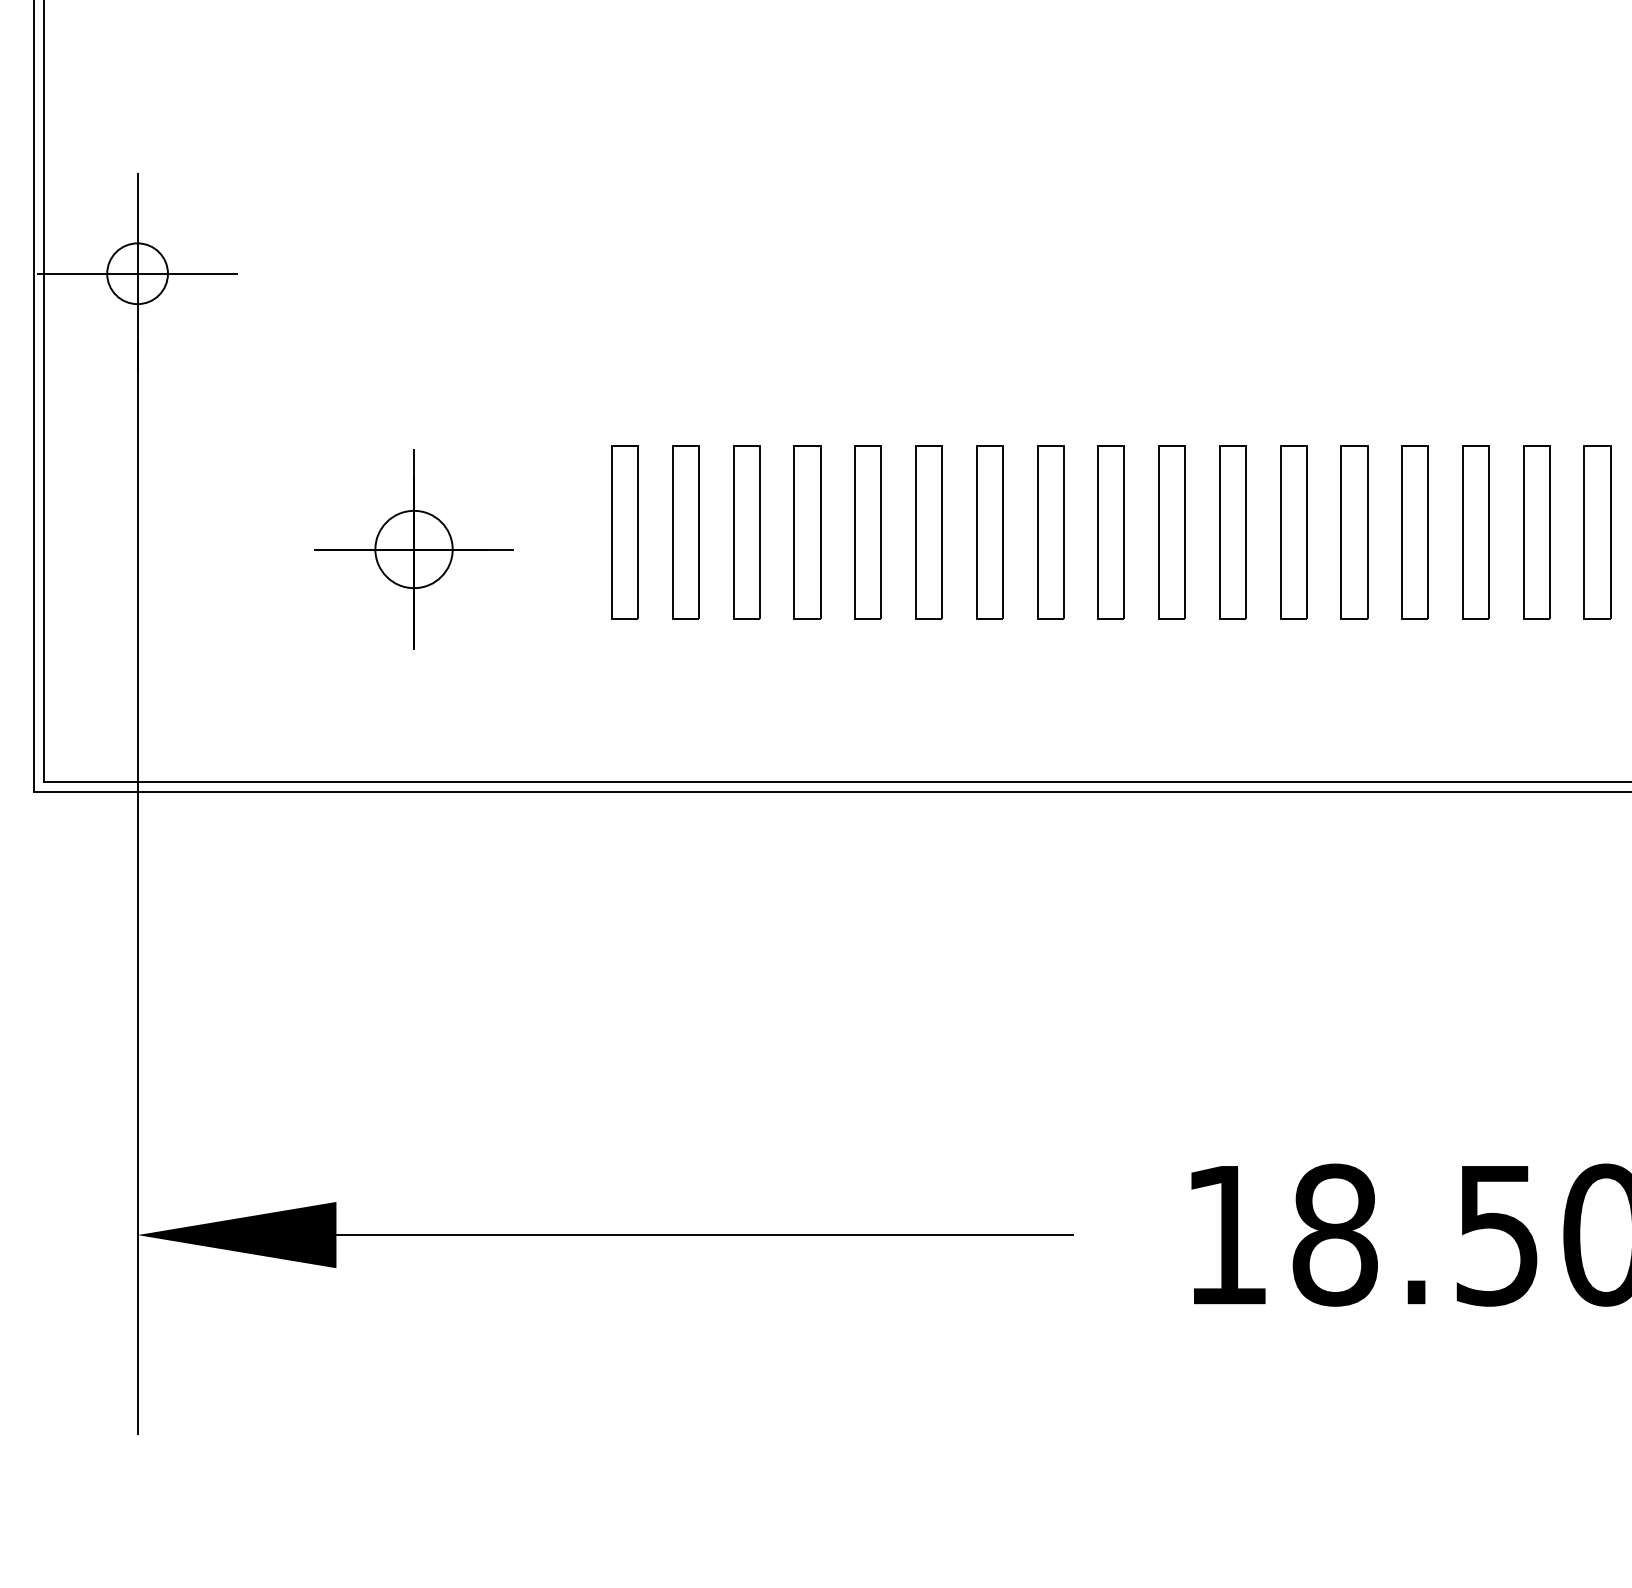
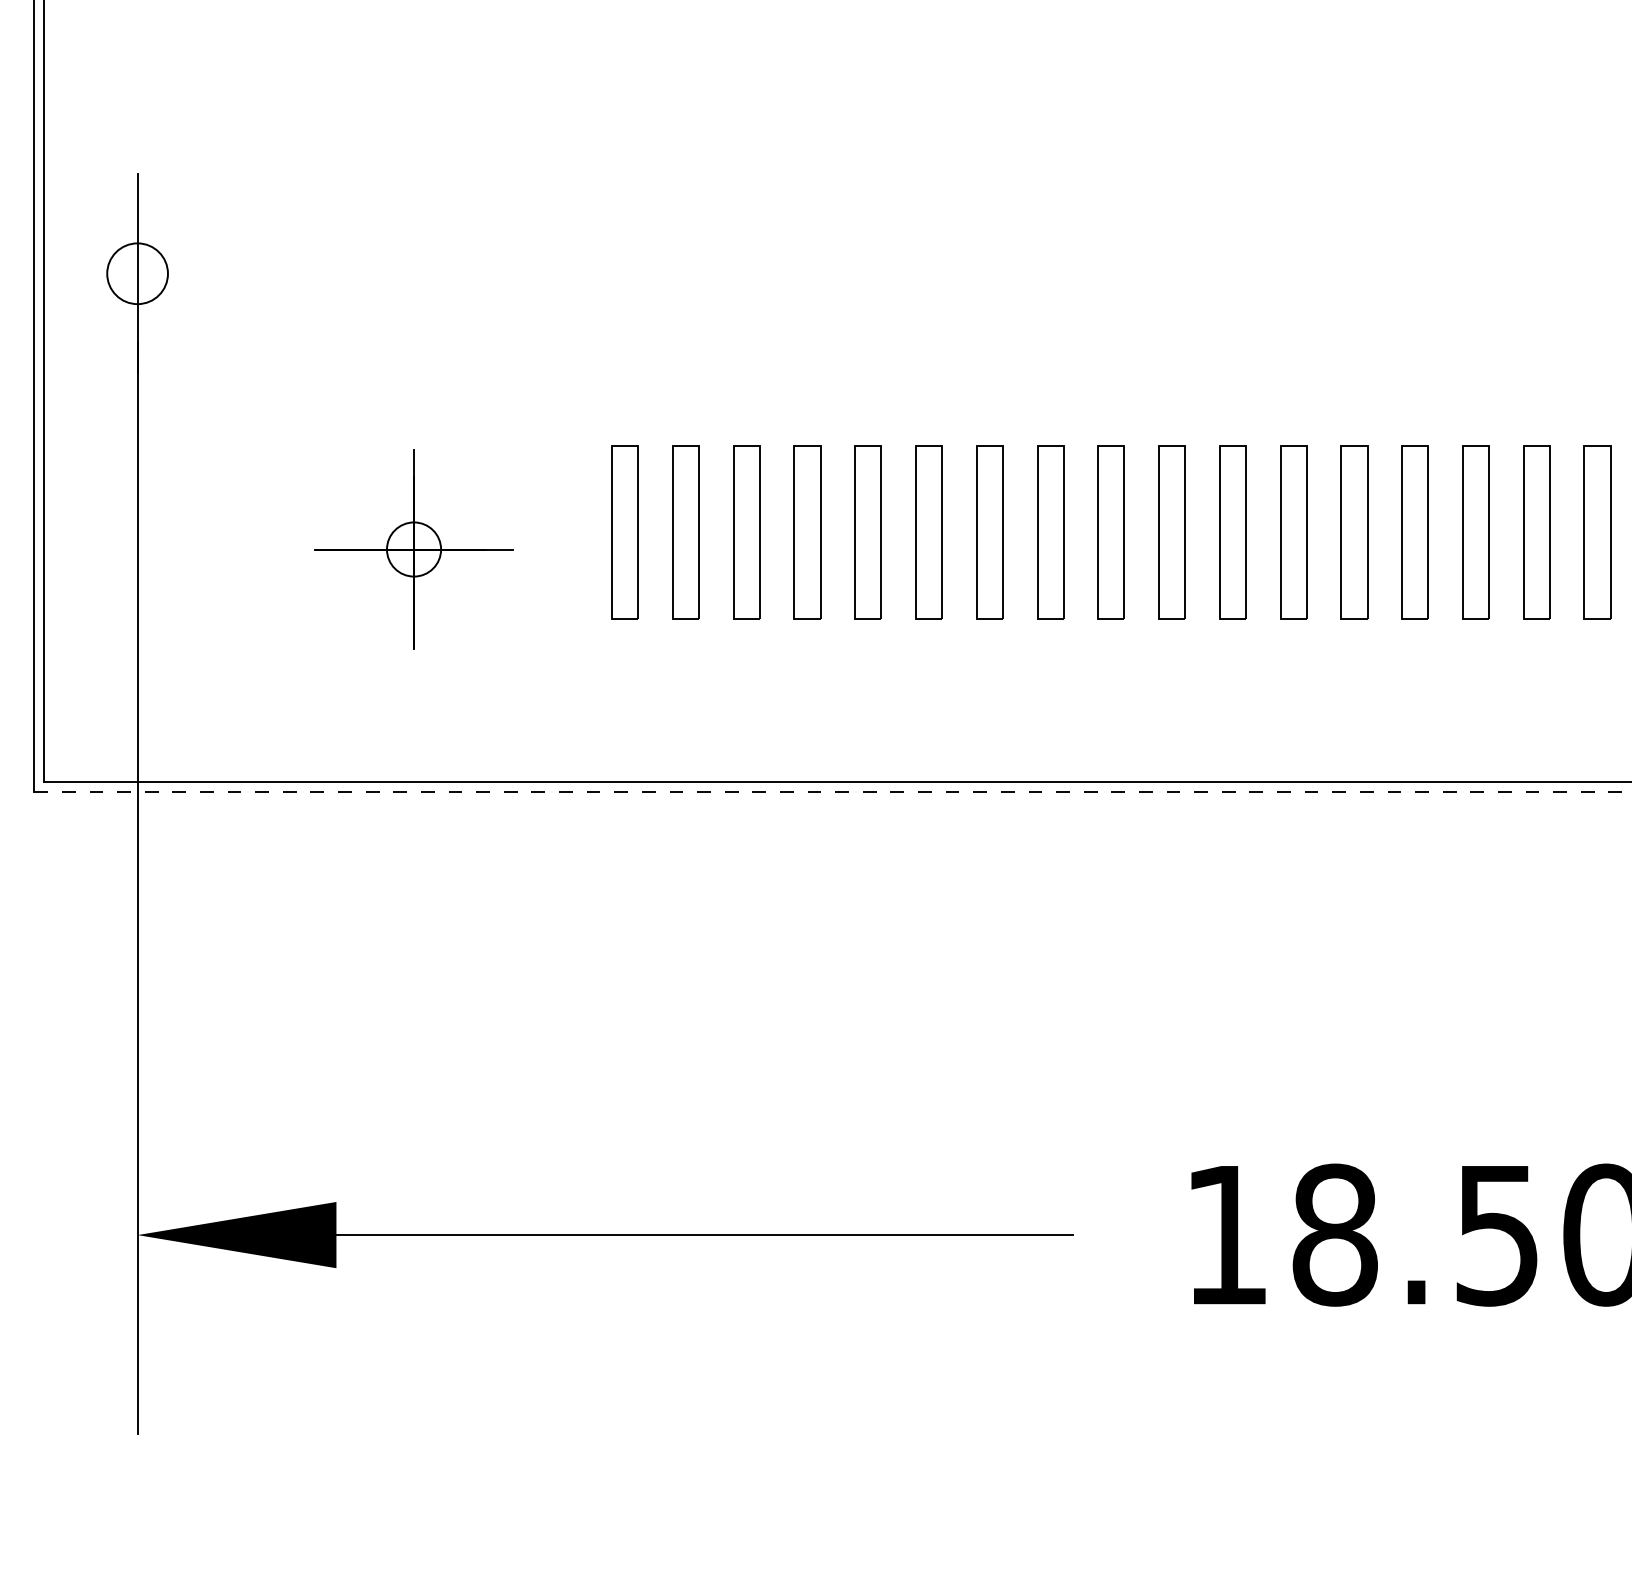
line: present -> none (137, 273)
circle diameter: 77 px -> 54 px (413, 549)
line: solid -> dashed (833, 792)
